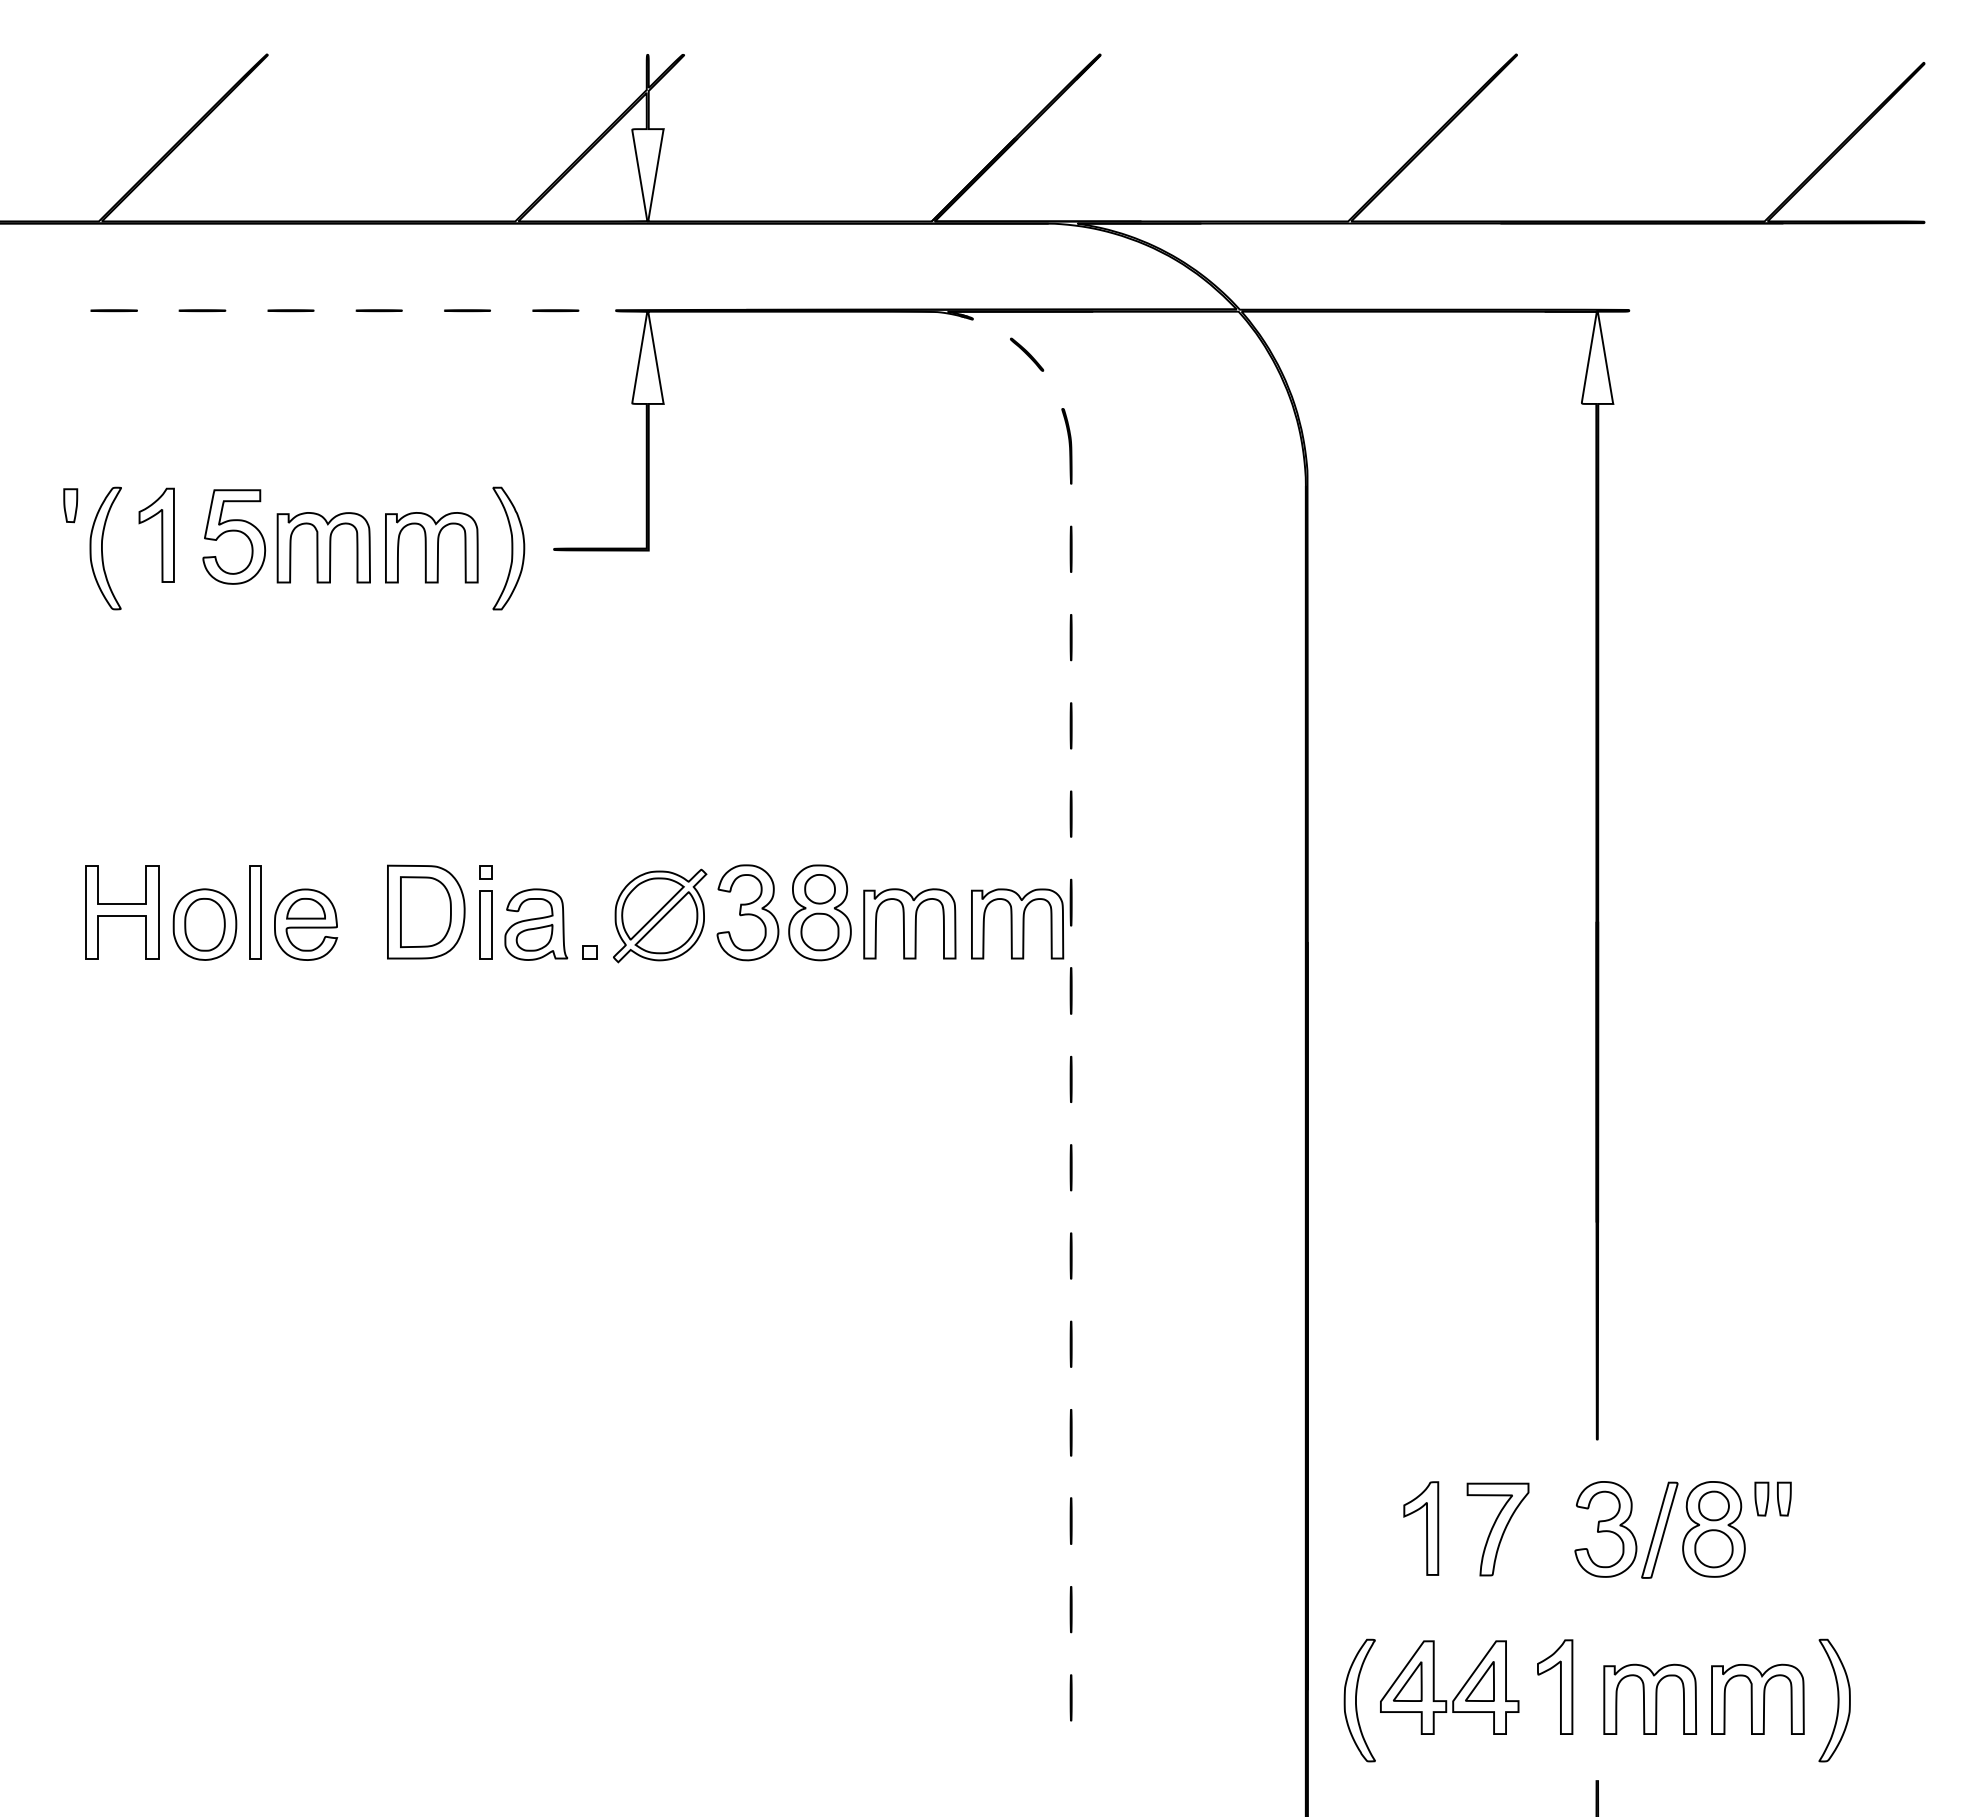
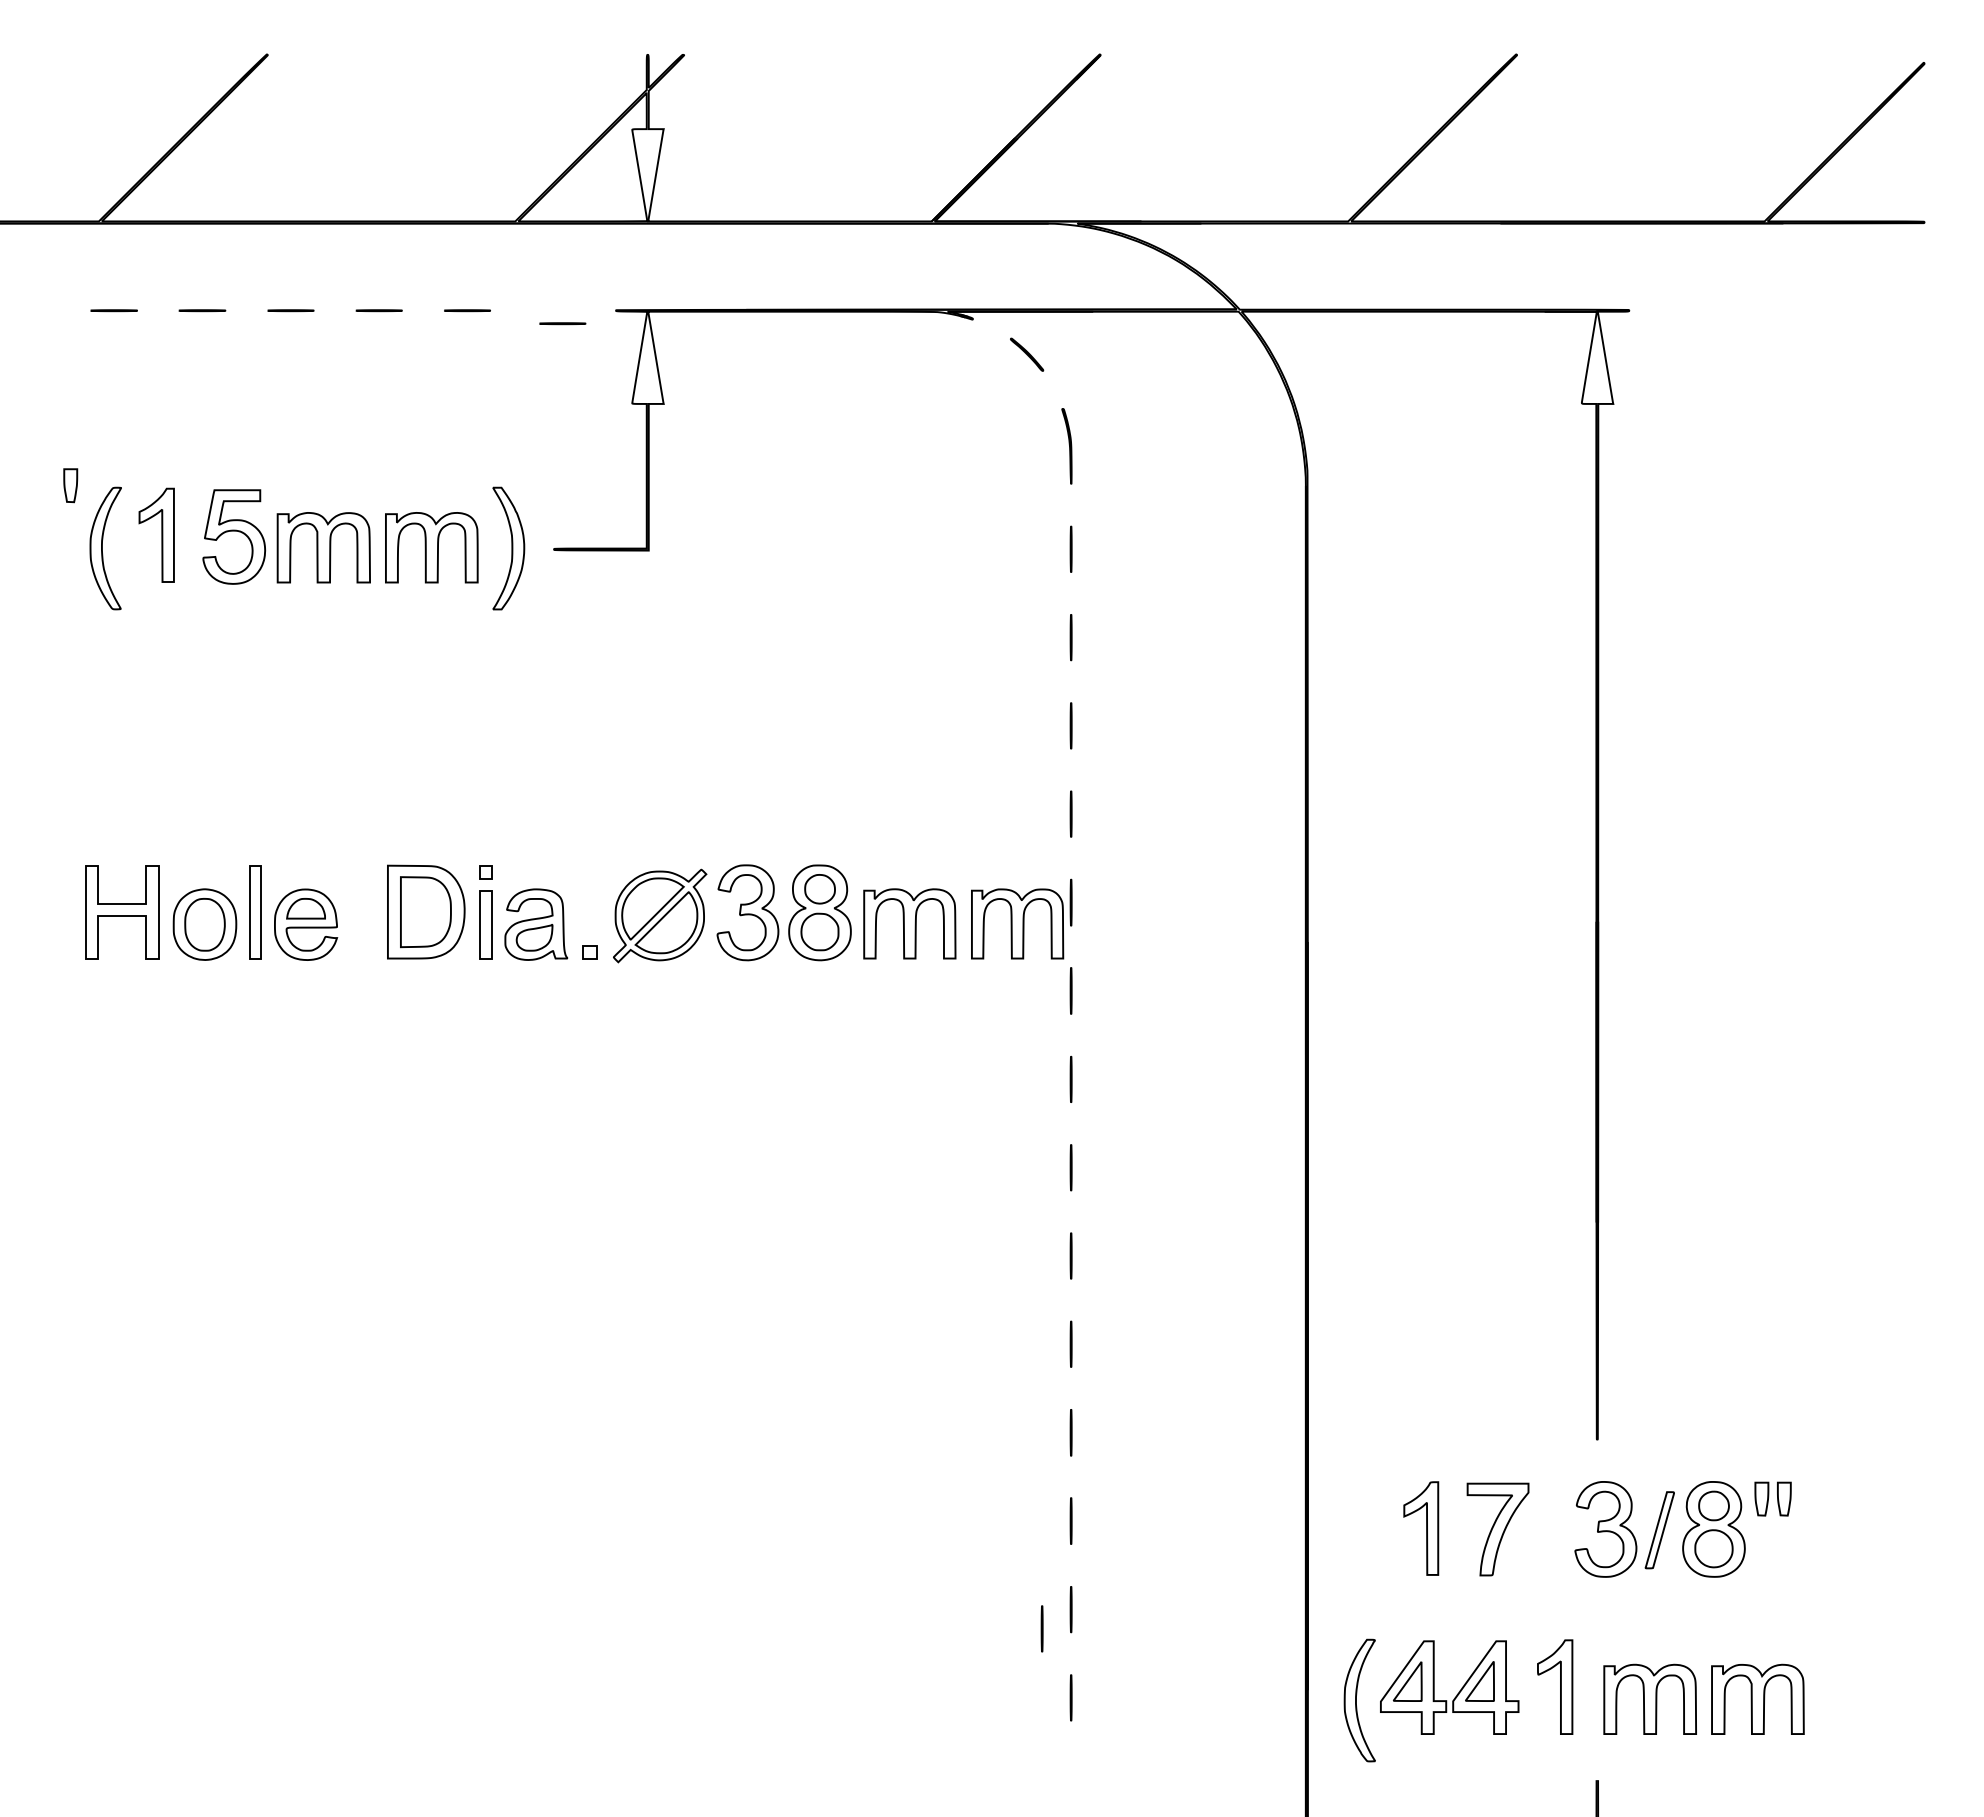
line position: (555, 310) -> (562, 323) (562, 323)
part position: (70, 505) -> (70, 485) (70, 485)
part size: 38x98 px -> 31x79 px (1659, 1530)
line: none -> present (1041, 1628)
part: present -> none (1834, 1700)
